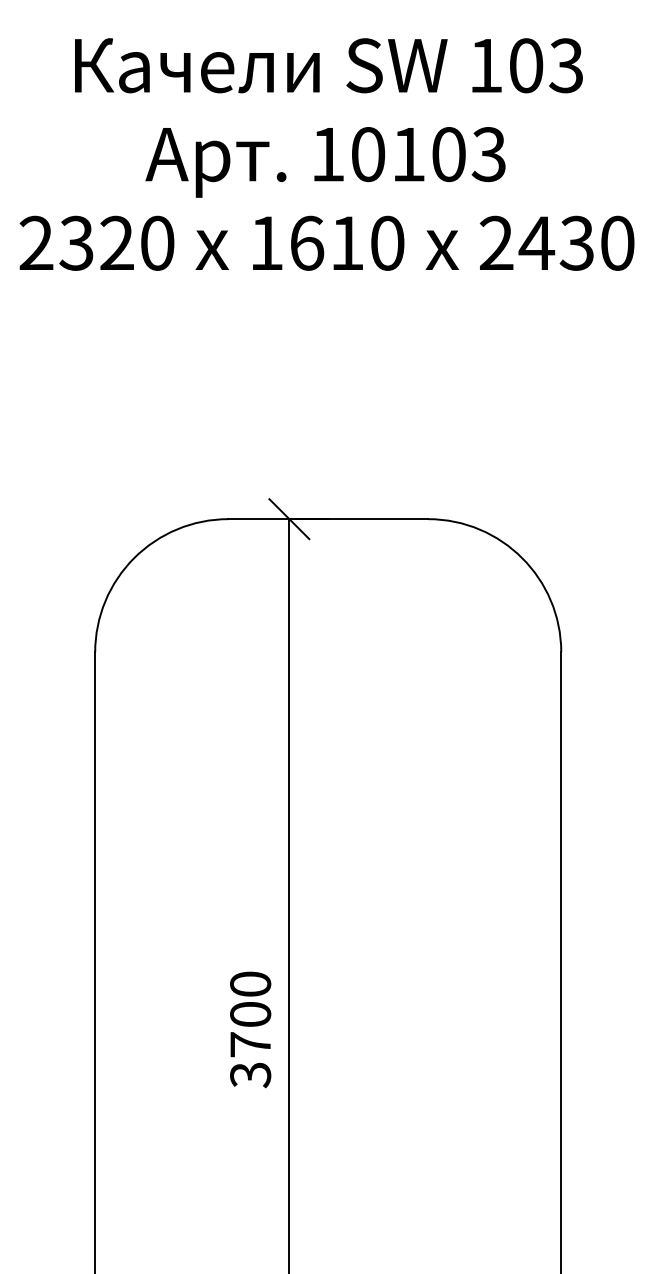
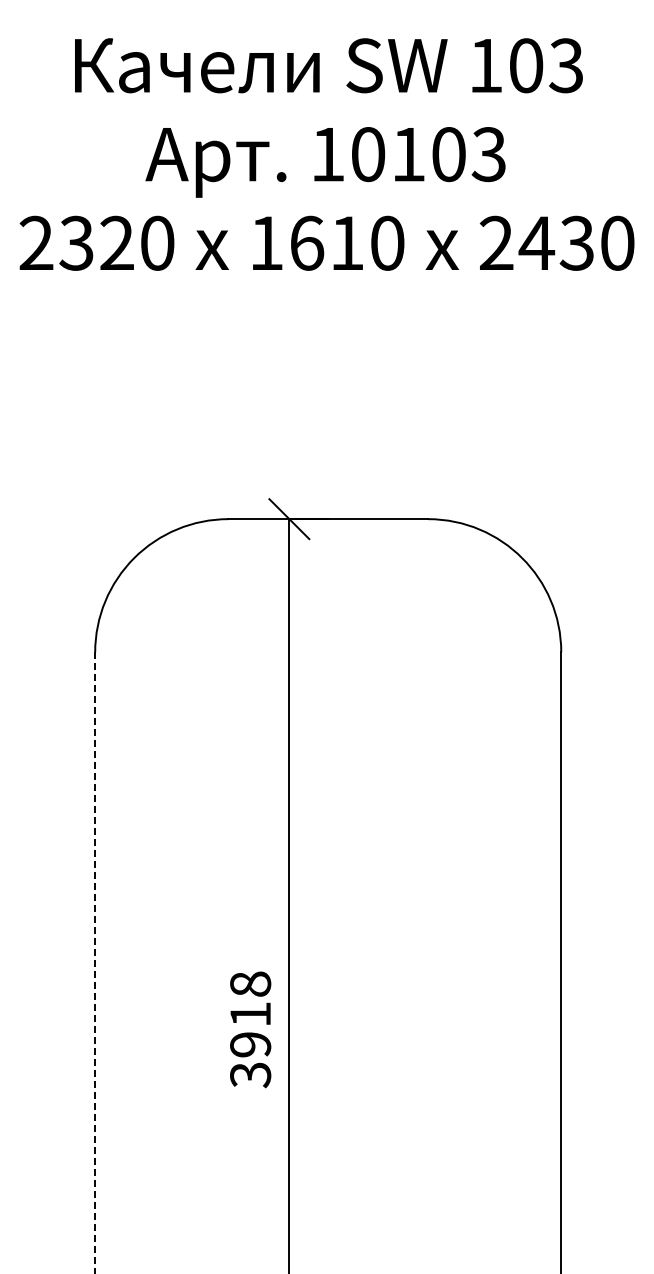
line: solid -> dashed (95, 963)
text: 3700 -> 3918 (250, 1014)
